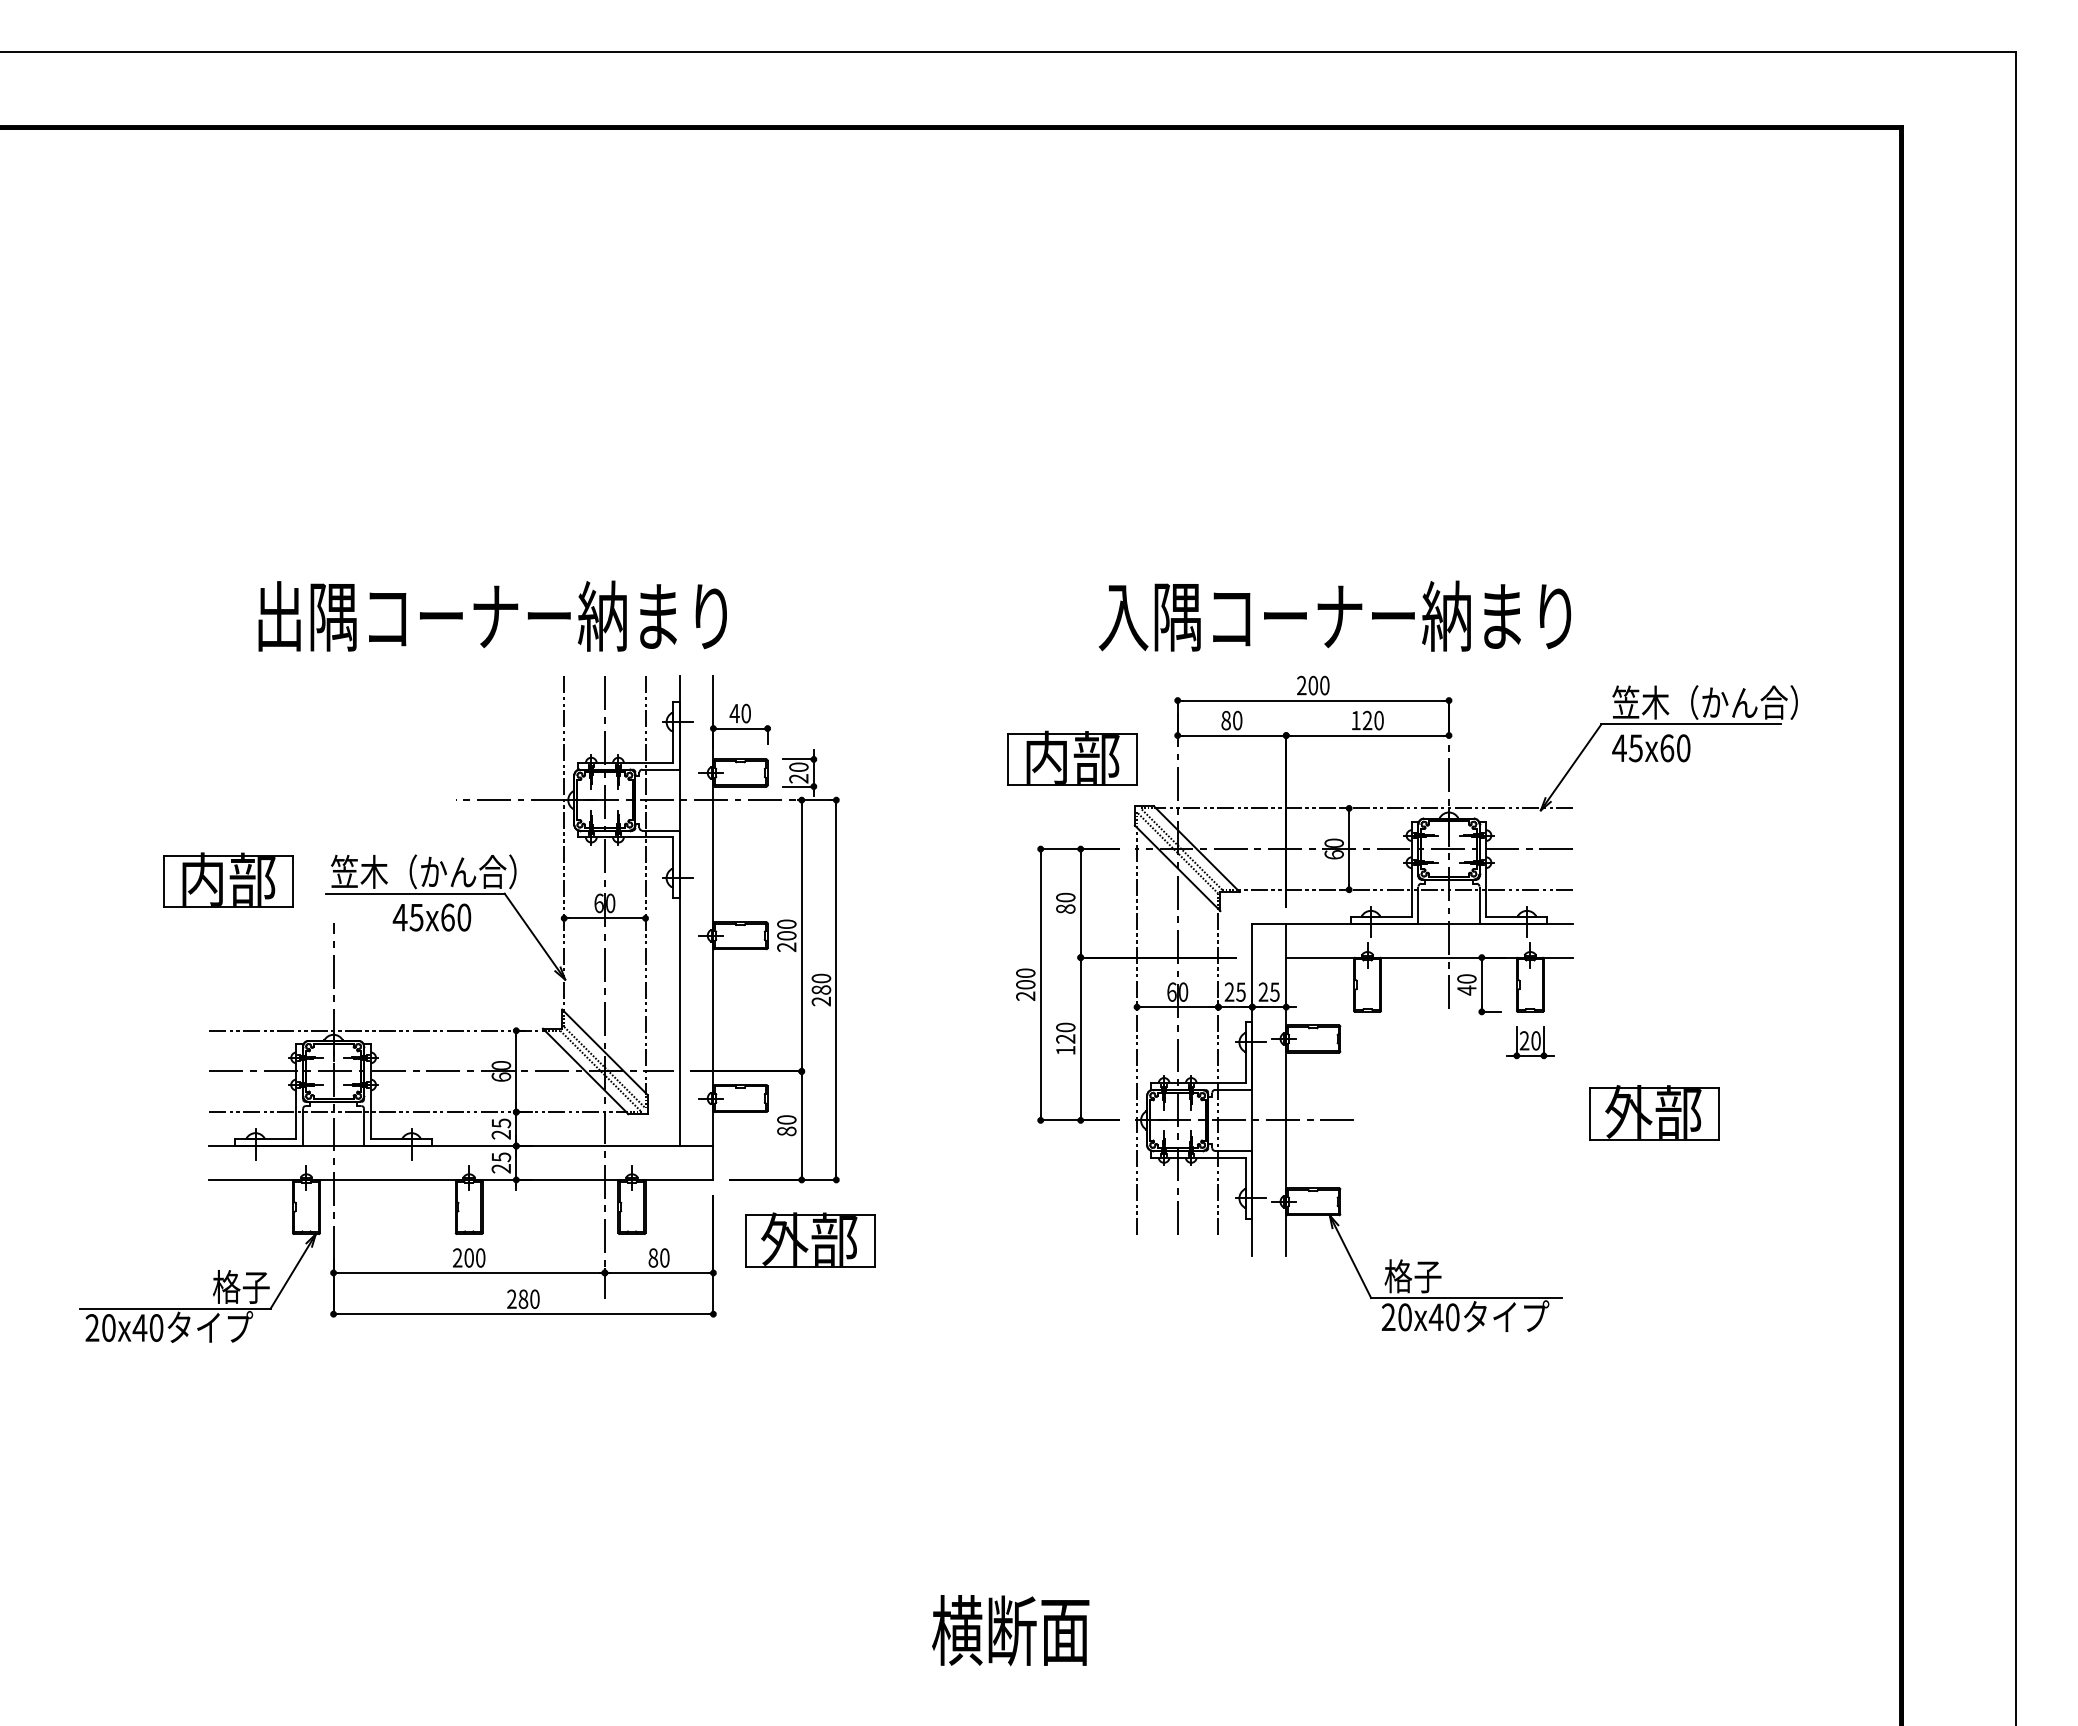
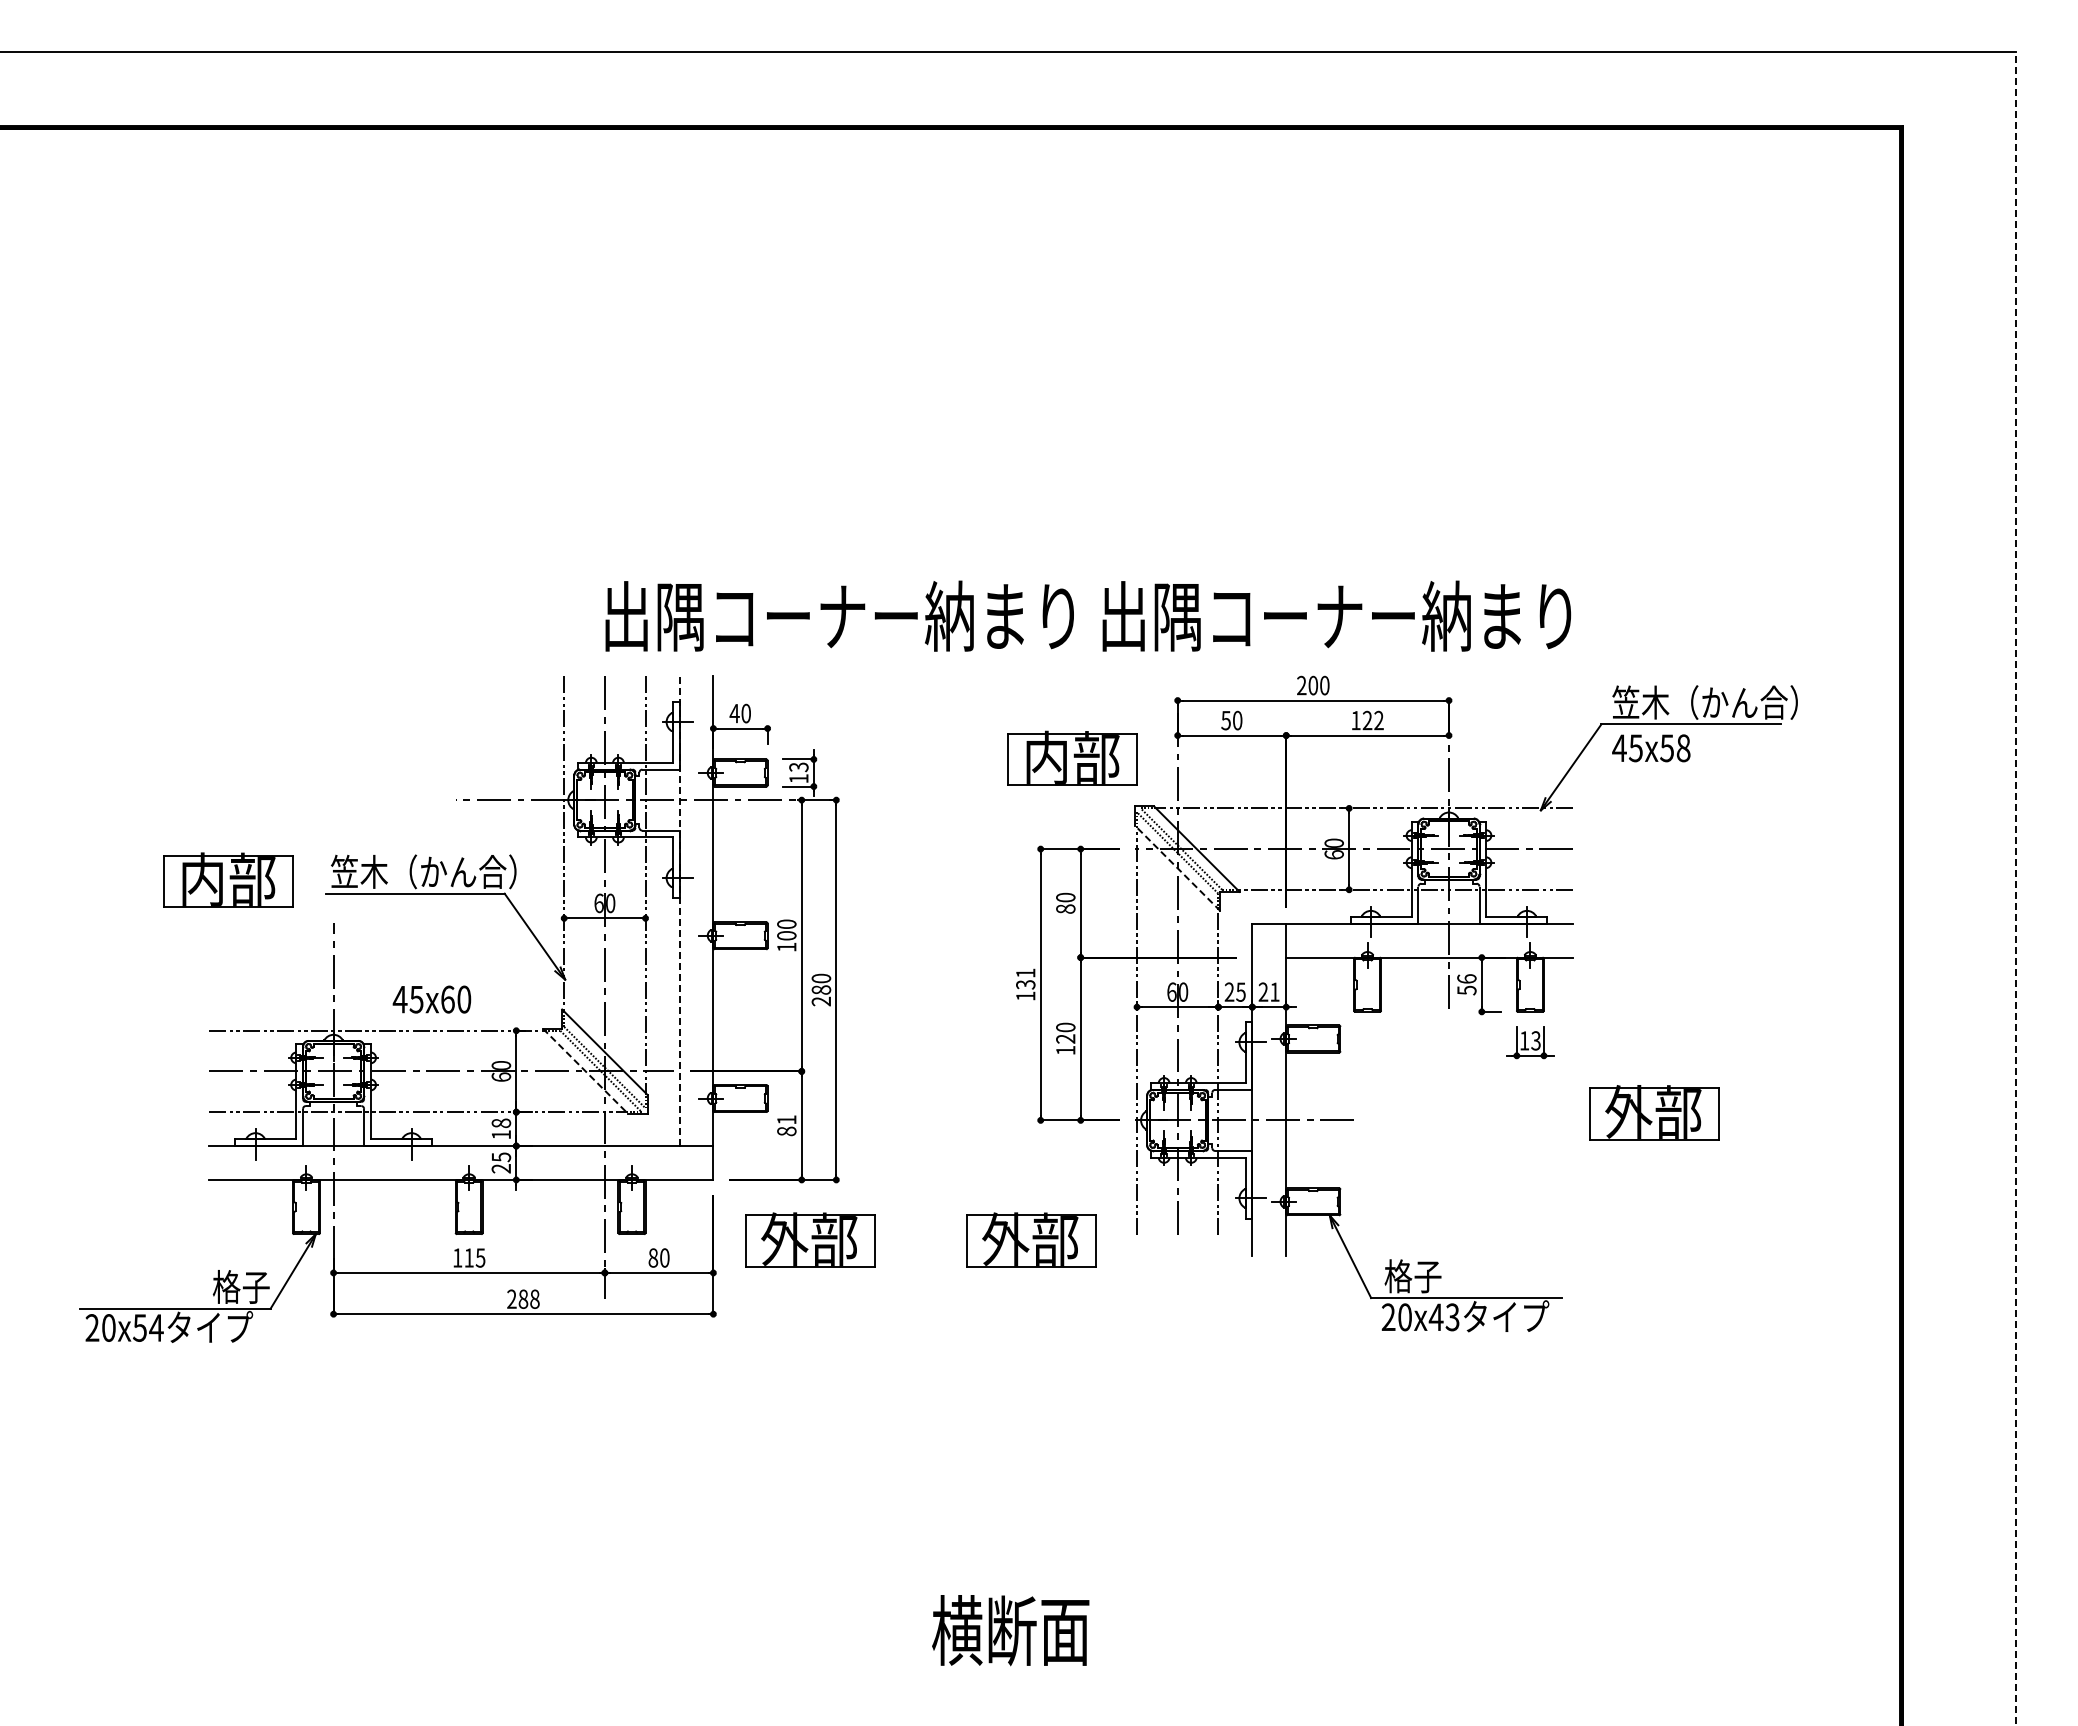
text position: (492, 615) -> (839, 615) (839, 615)
text: 入隅コーナー納まり -> 出隅コーナー納まり (1123, 616)
text: 80 -> 50 (1225, 720)
text: 120 -> 122 (1378, 720)
text: 45x60 -> 45x58 (1675, 748)
text: 20 -> 13 (798, 772)
line: solid -> dashed (1177, 867)
line: solid -> dashed (2015, 888)
line: solid -> dashed (679, 910)
text position: (431, 917) -> (431, 999) (431, 999)
text: 200 -> 100 (786, 947)
text: 200 -> 131 (1025, 984)
text: 40 -> 56 (1466, 984)
text: 25 -> 21 (1274, 991)
text: 20 -> 13 (1529, 1040)
line: solid -> dashed (586, 1071)
text: 80 -> 81 (786, 1119)
text: 25 -> 18 (500, 1128)
part: none -> present (1031, 1239)
text: 200 -> 115 (469, 1257)
text: 280 -> 288 (534, 1299)
text: 20x40 -> 20x43 (1452, 1317)
text: 20x40 -> 20x54 (147, 1327)
